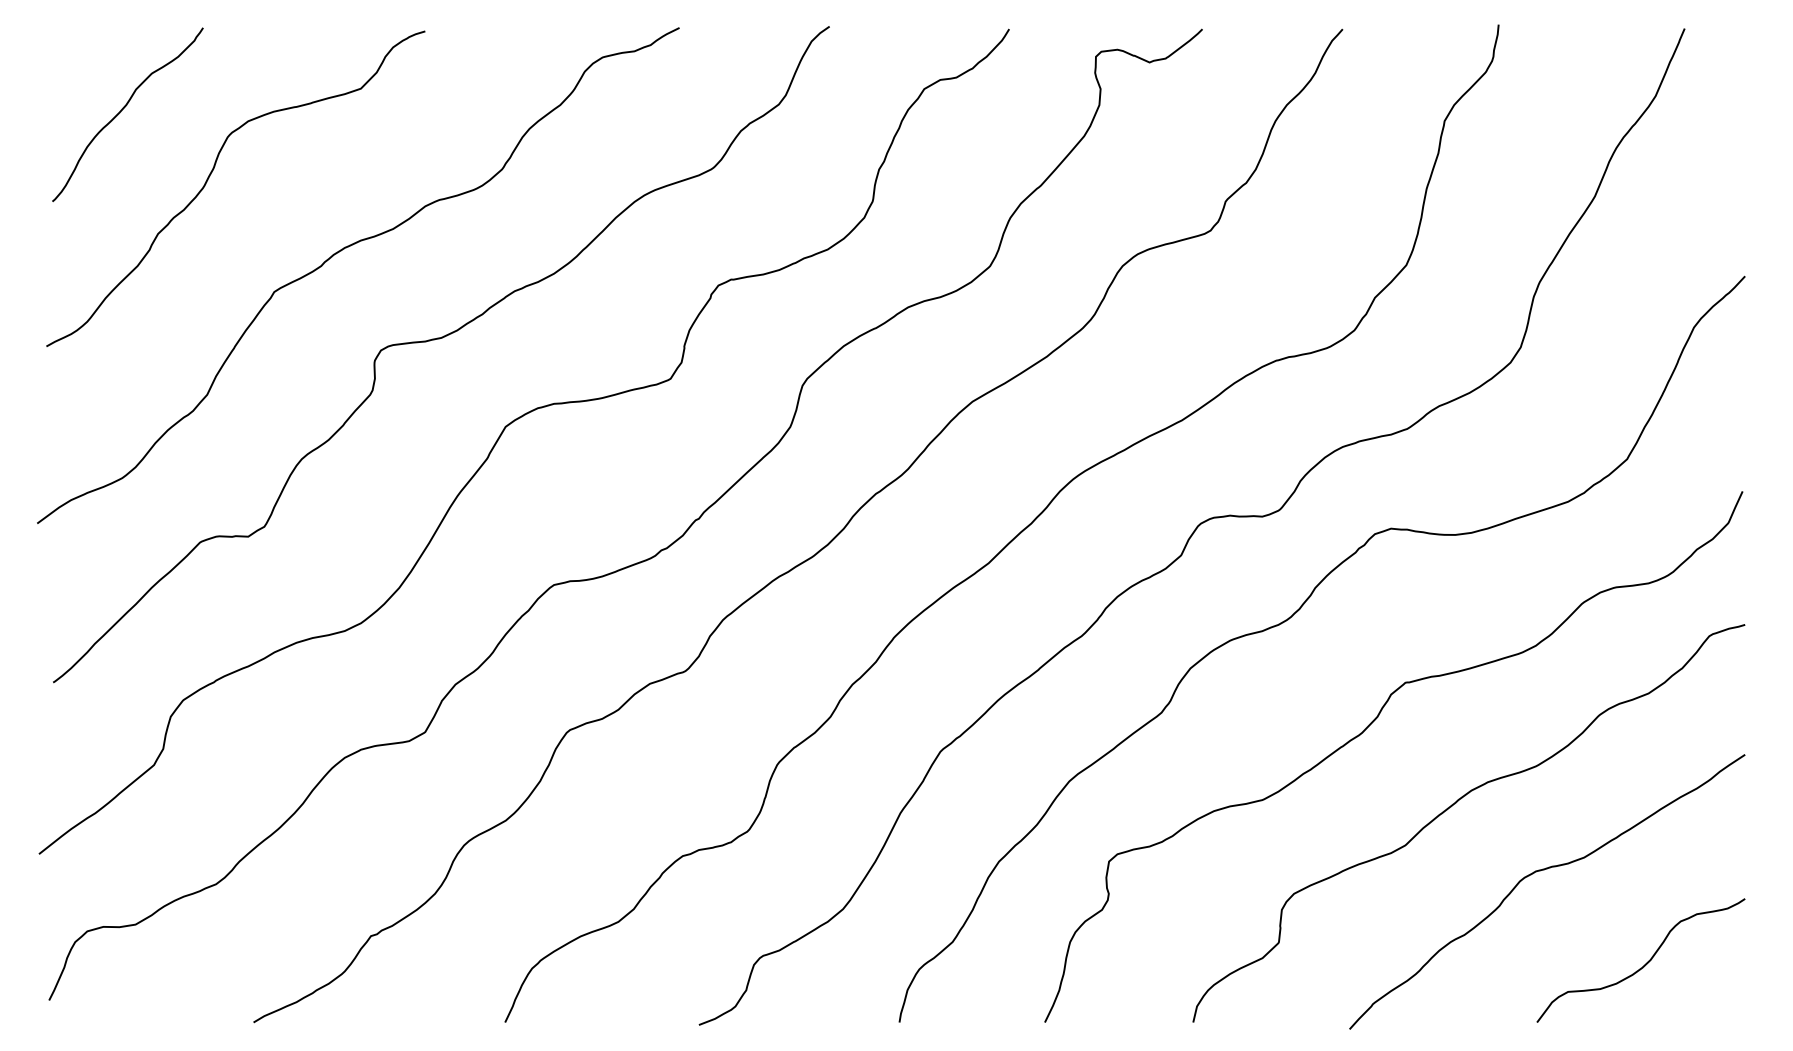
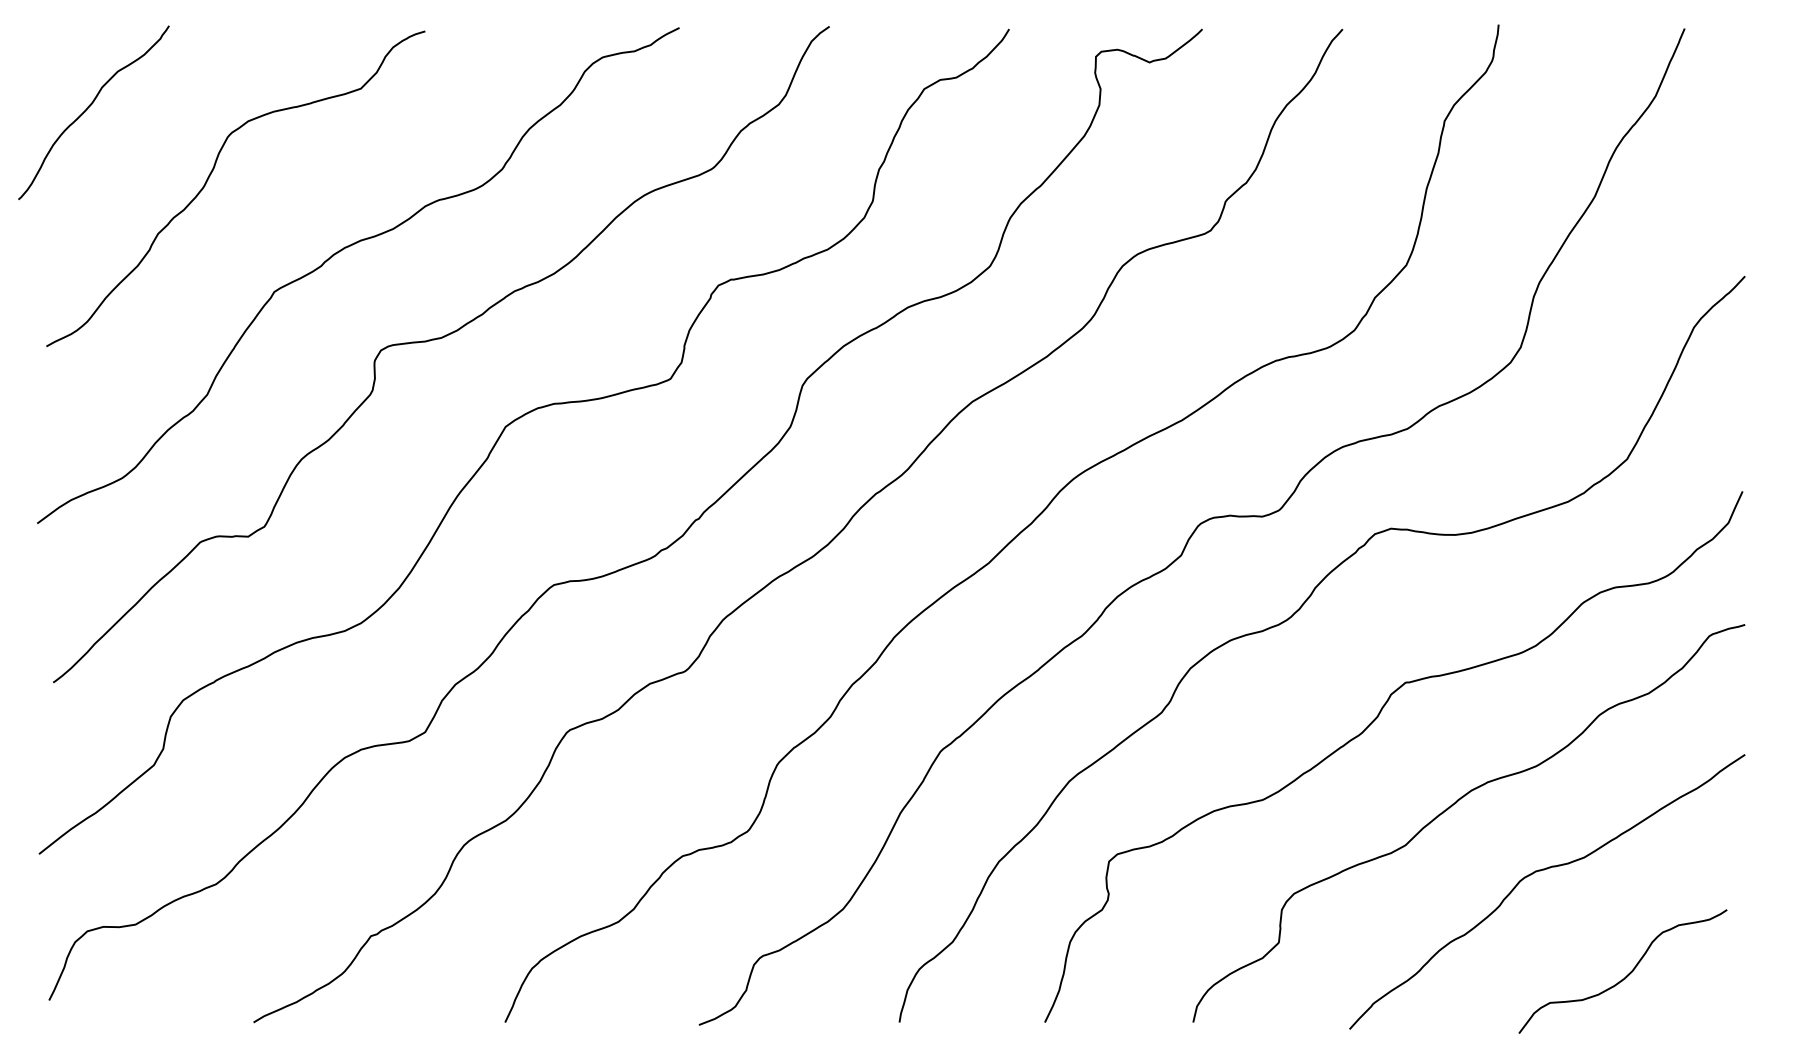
curve position: (123, 109) -> (89, 107) (89, 107)
curve position: (1644, 964) -> (1626, 975) (1626, 975)
